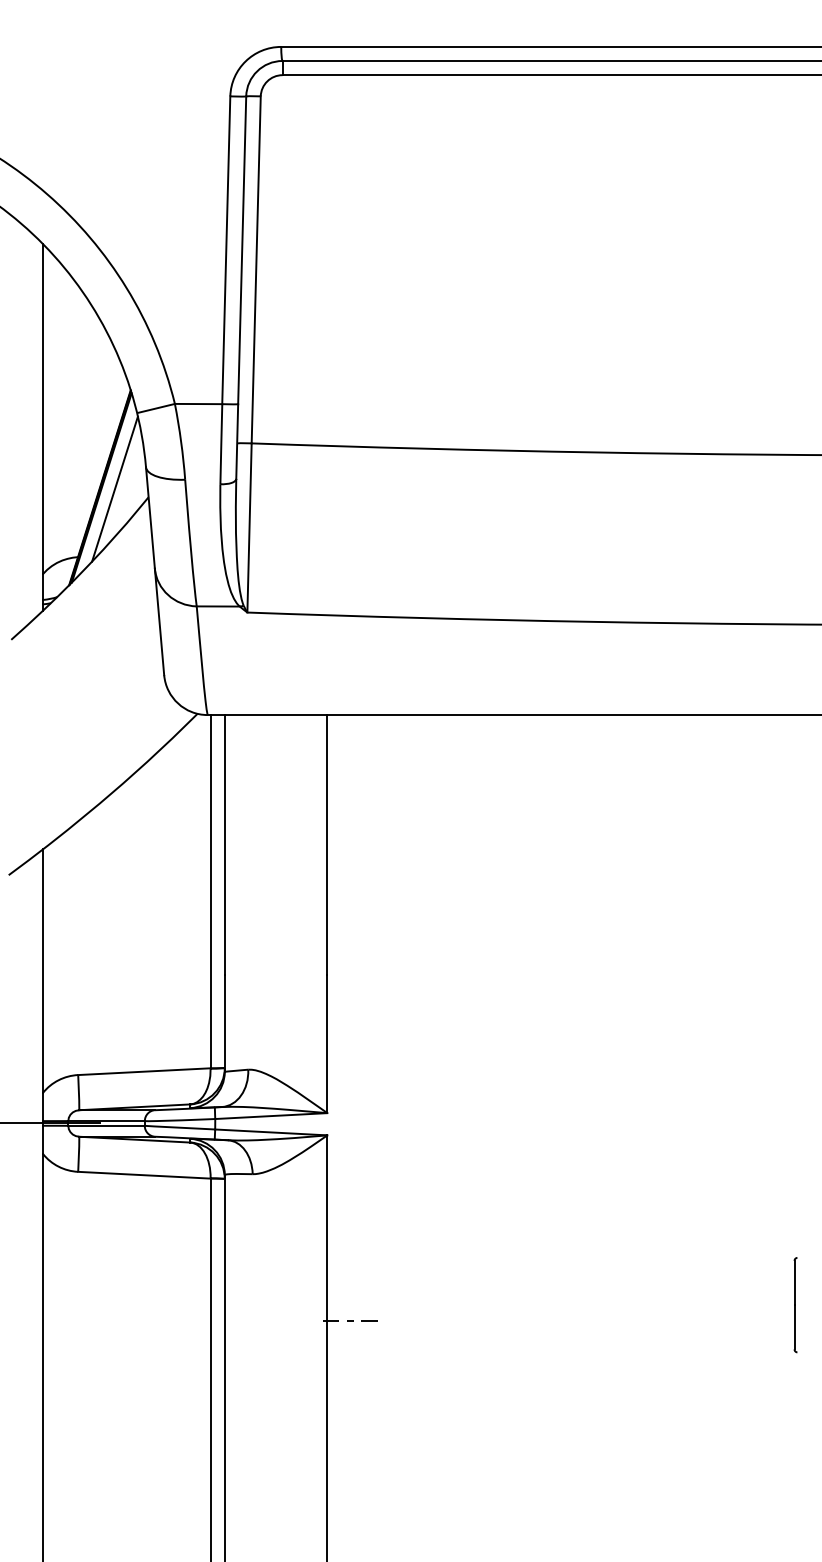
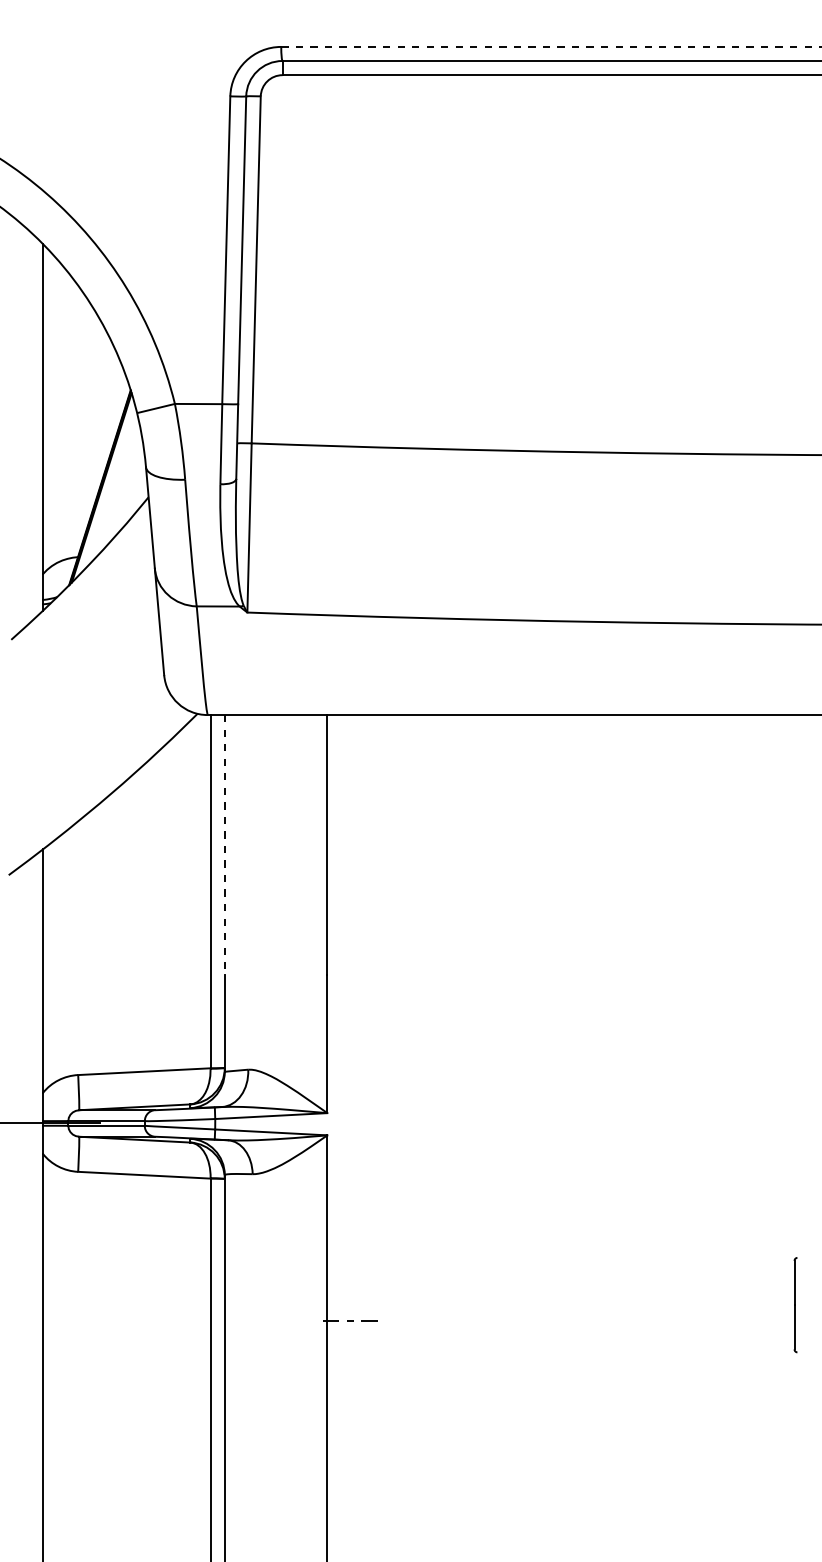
line: solid -> dashed (551, 46)
line: present -> none (114, 488)
line: solid -> dashed (224, 845)
